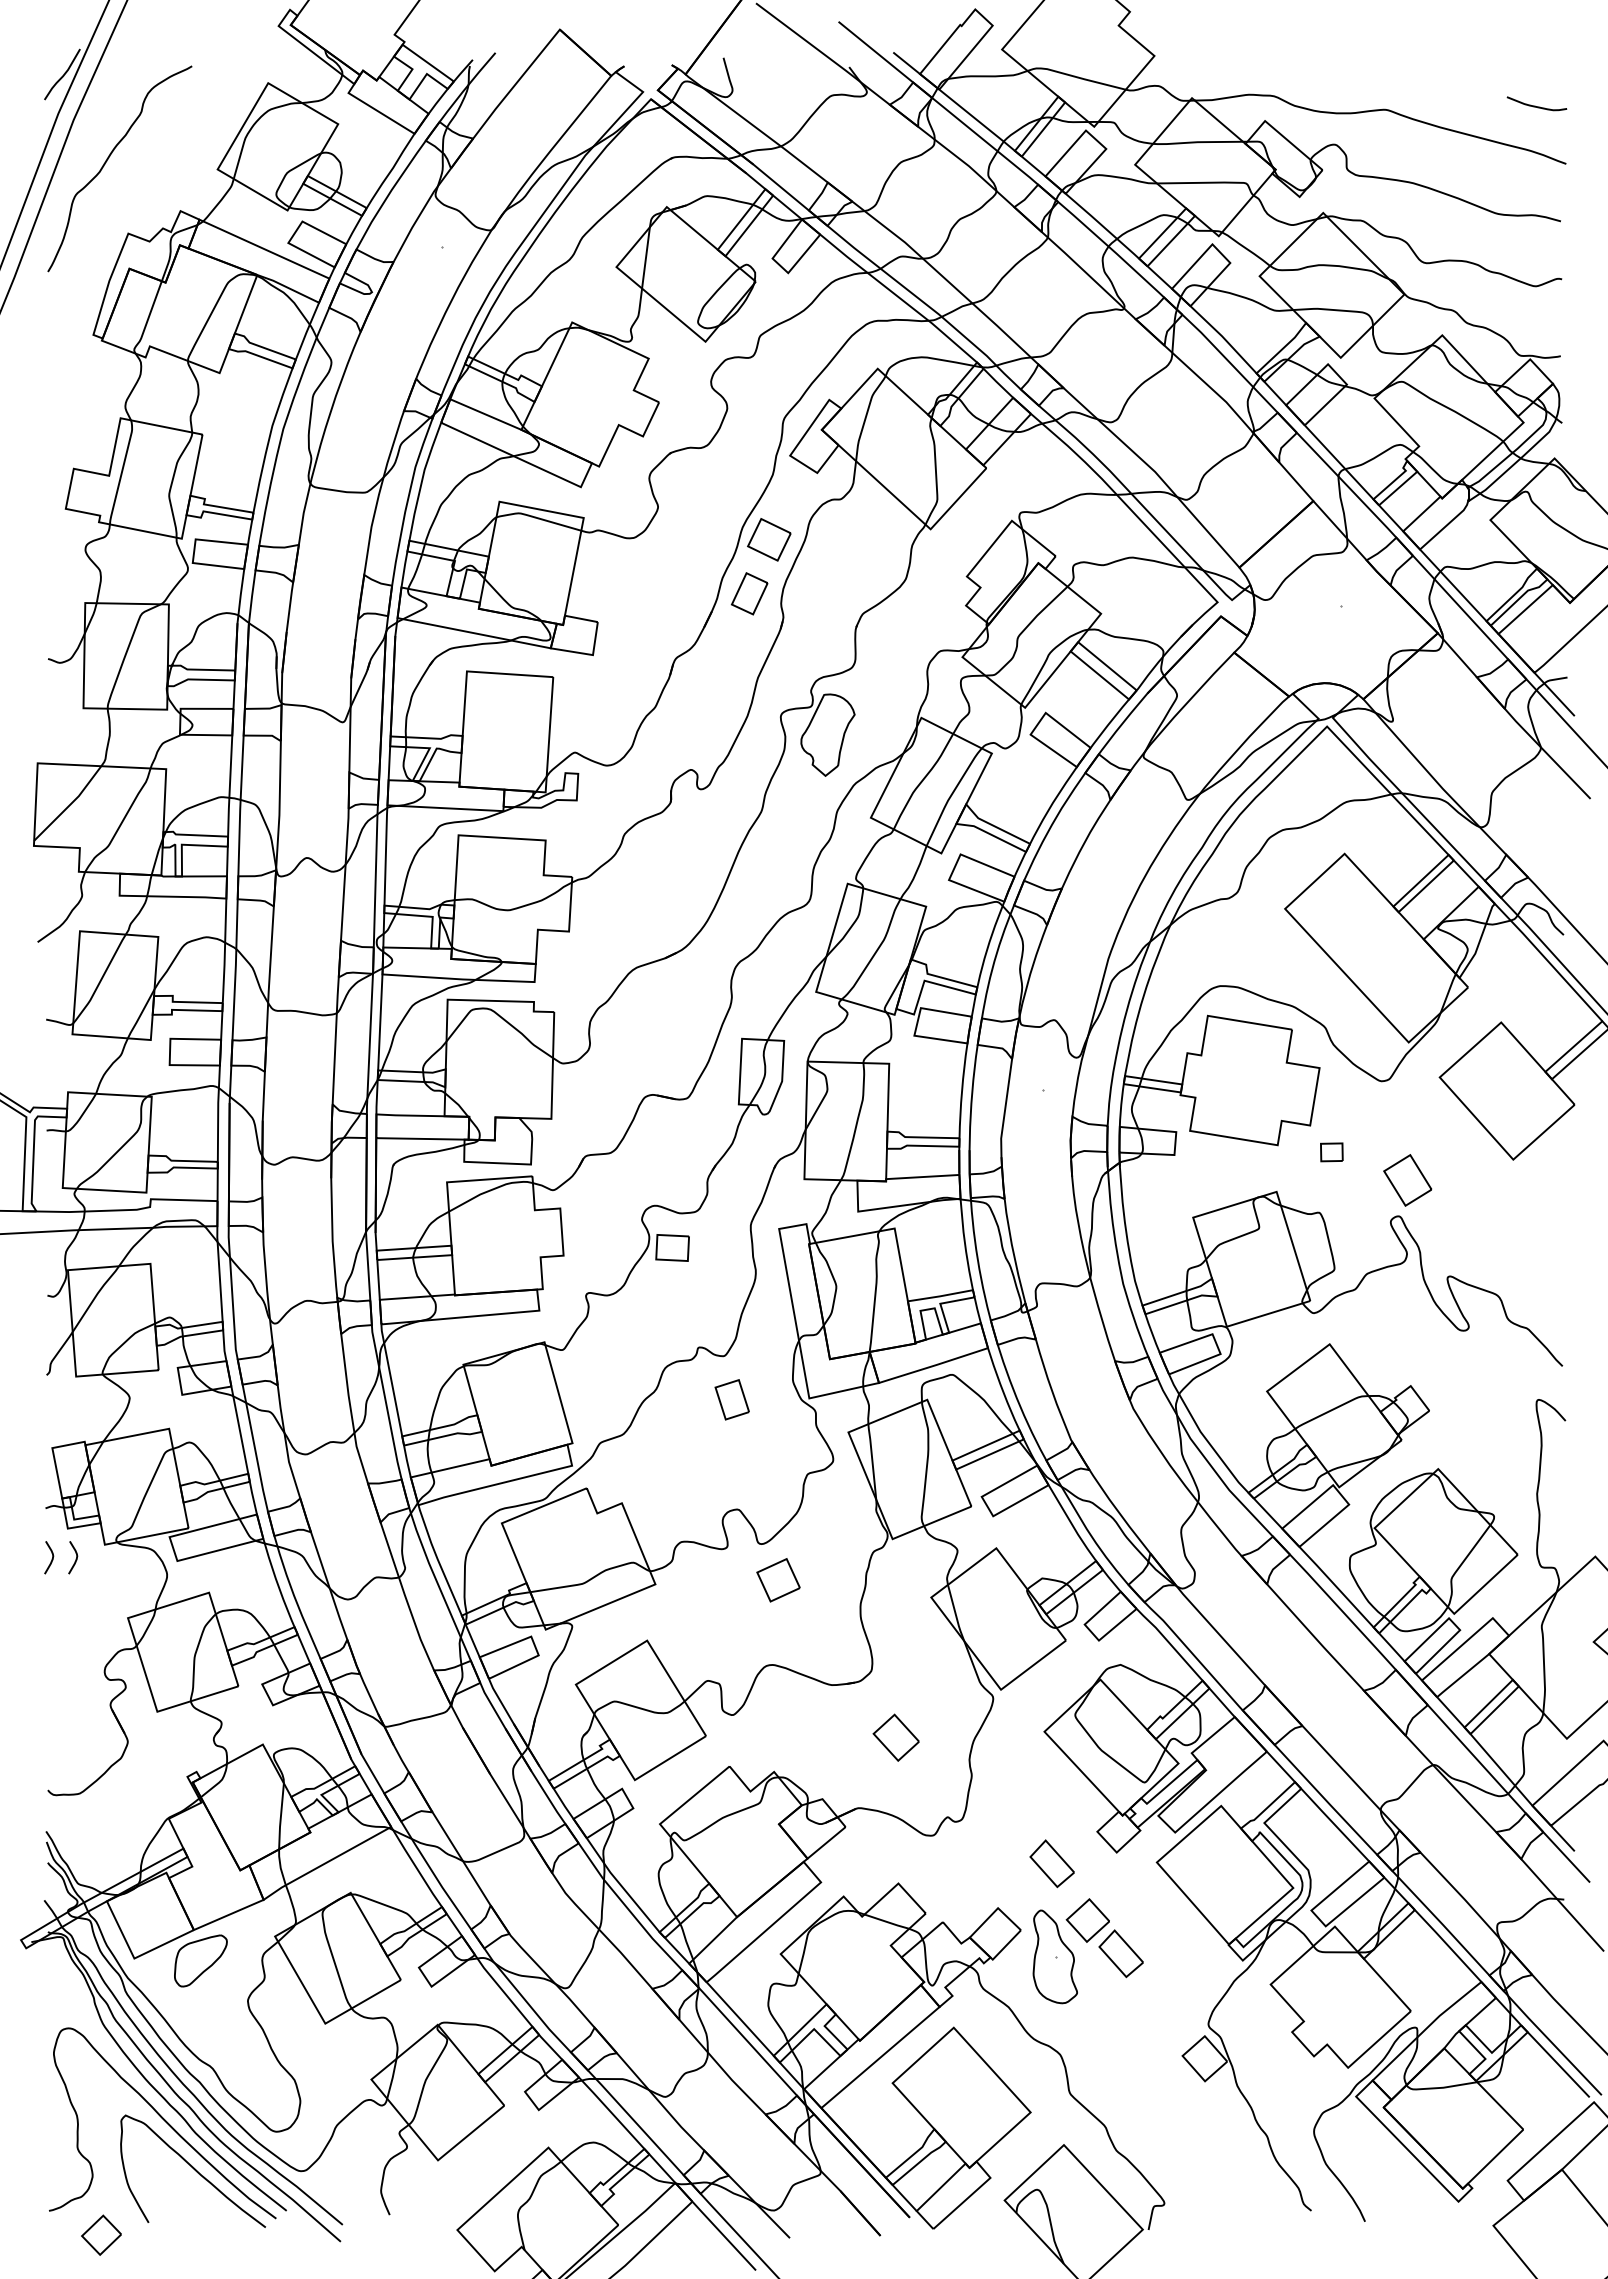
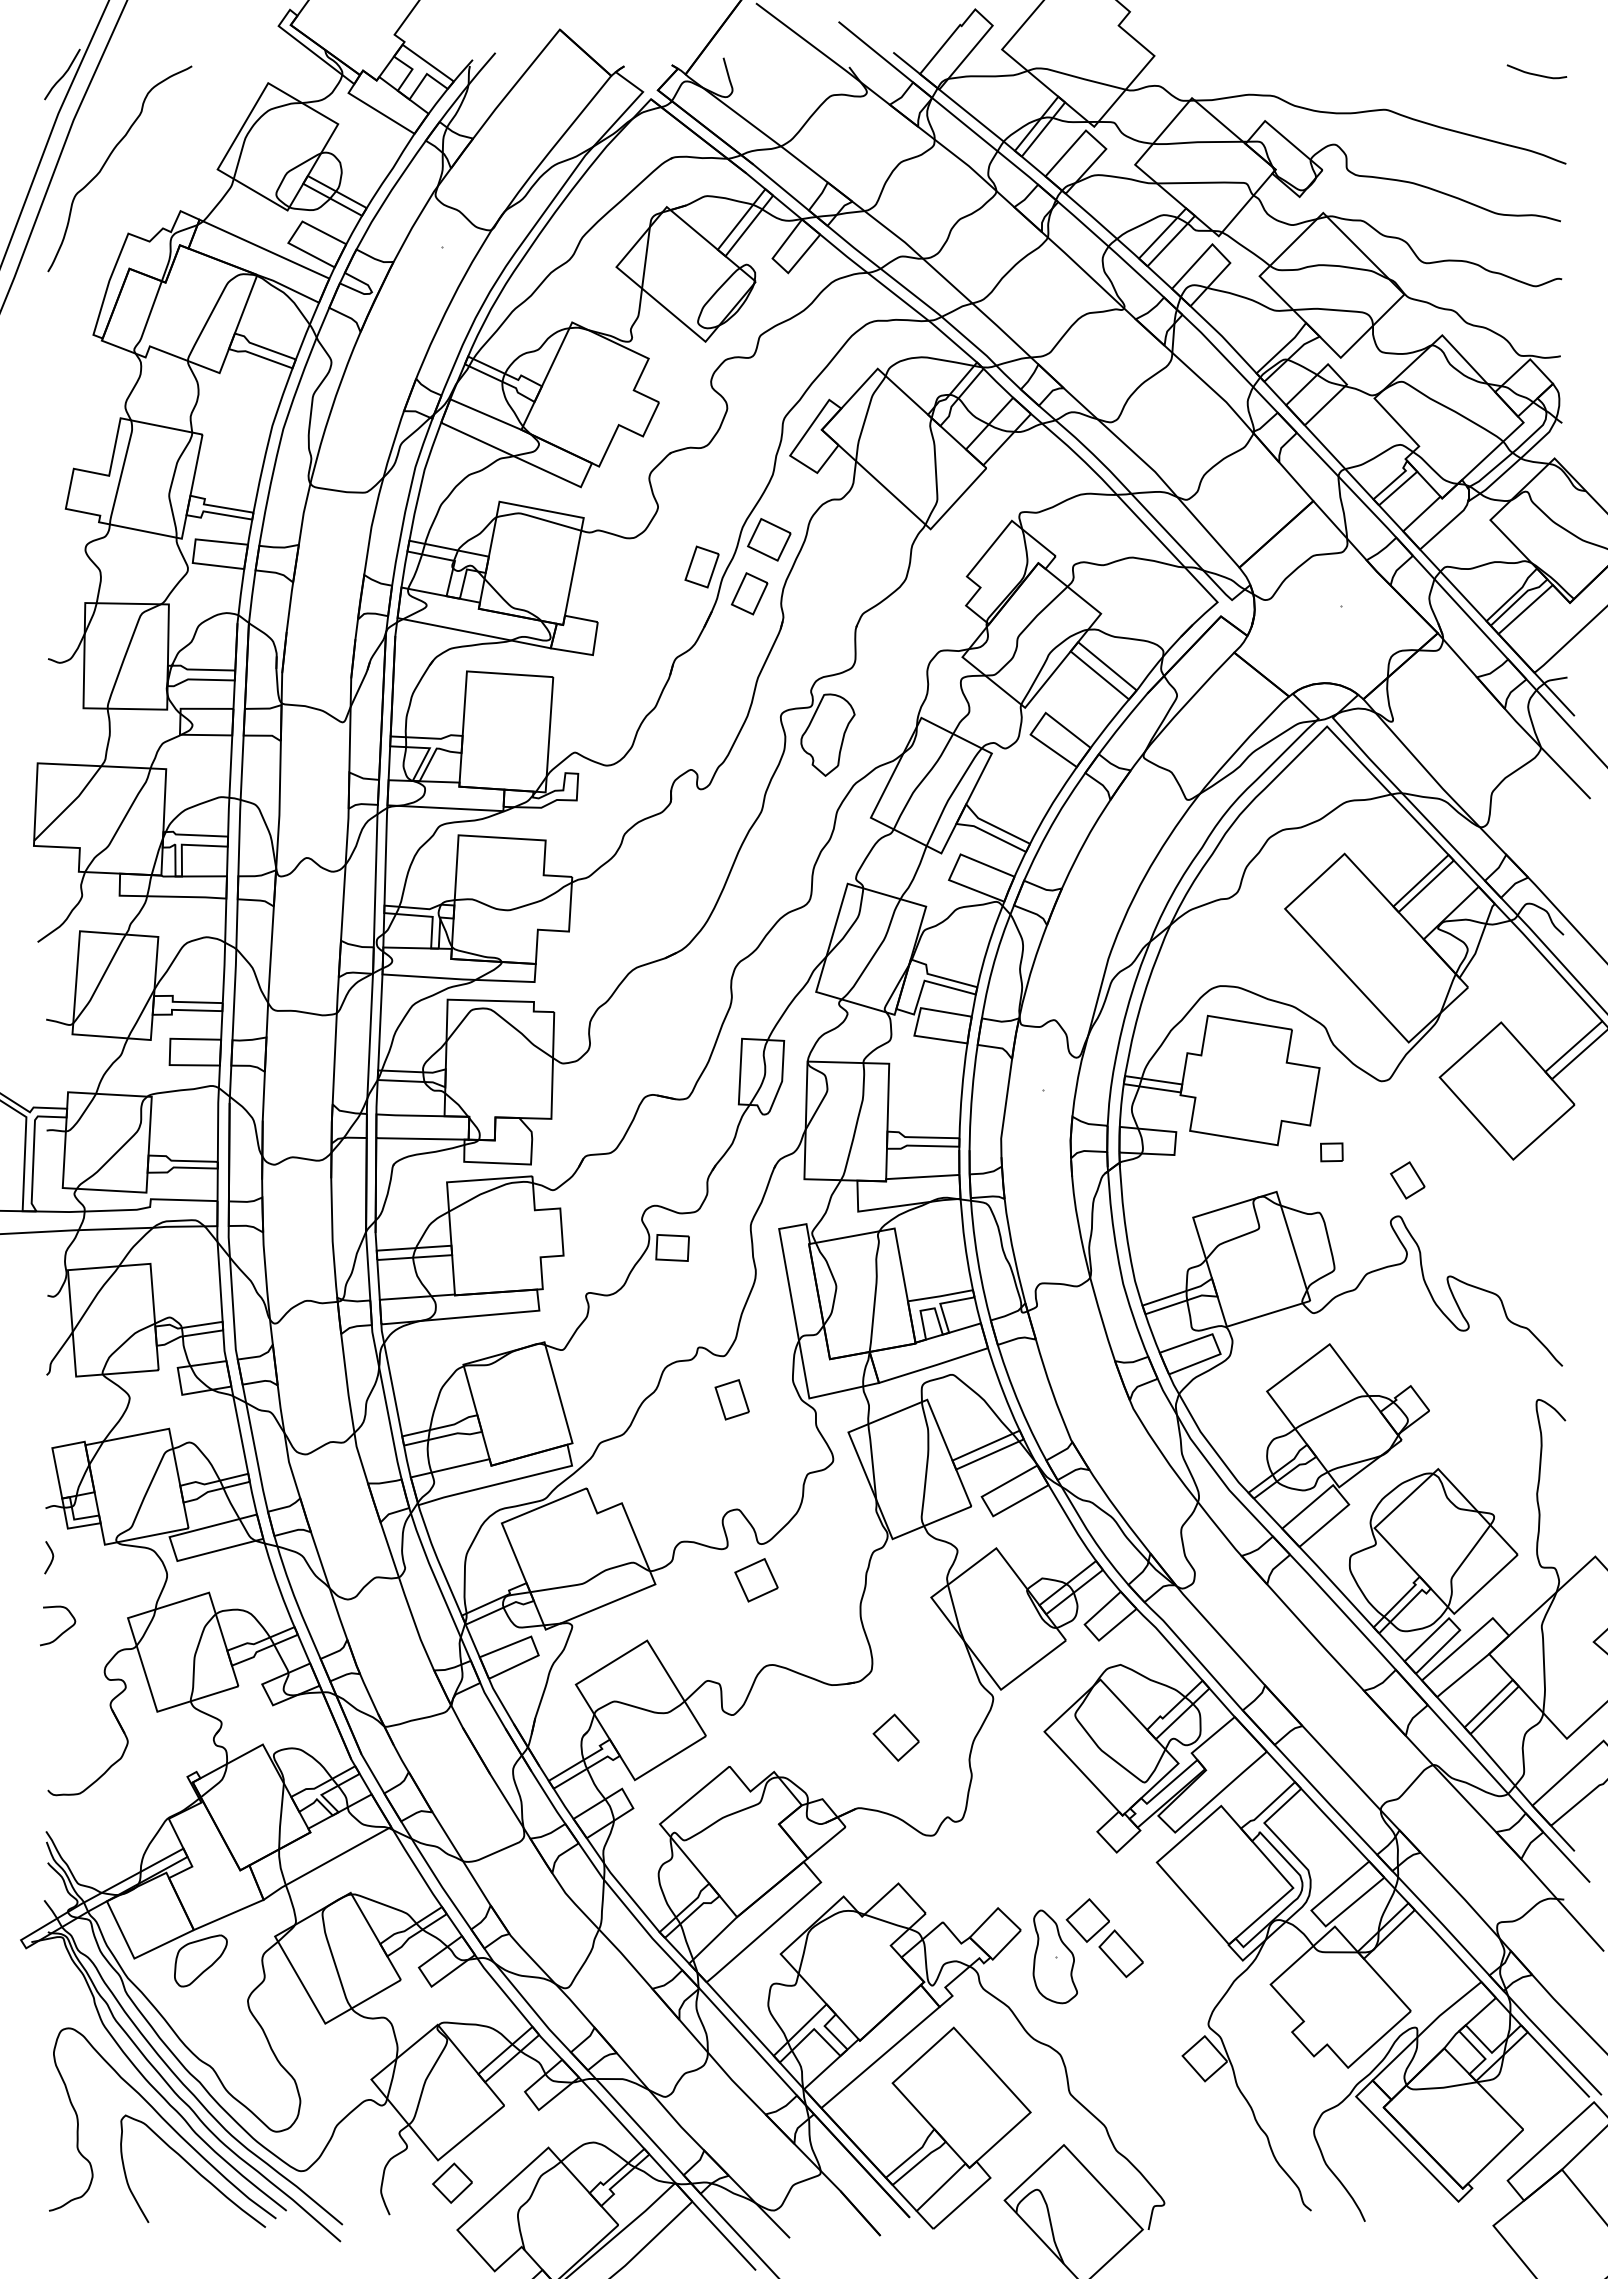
curve position: (1535, 105) -> (1535, 73) (1535, 73)
part: none -> present (701, 566)
part size: 50x53 px -> 36x39 px (1407, 1180)
curve: present -> none (75, 1558)
part position: (778, 1580) -> (756, 1580) (756, 1580)
curve: none -> present (64, 1630)
part: present -> none (1051, 1863)
part position: (101, 2234) -> (452, 2182) (452, 2182)
